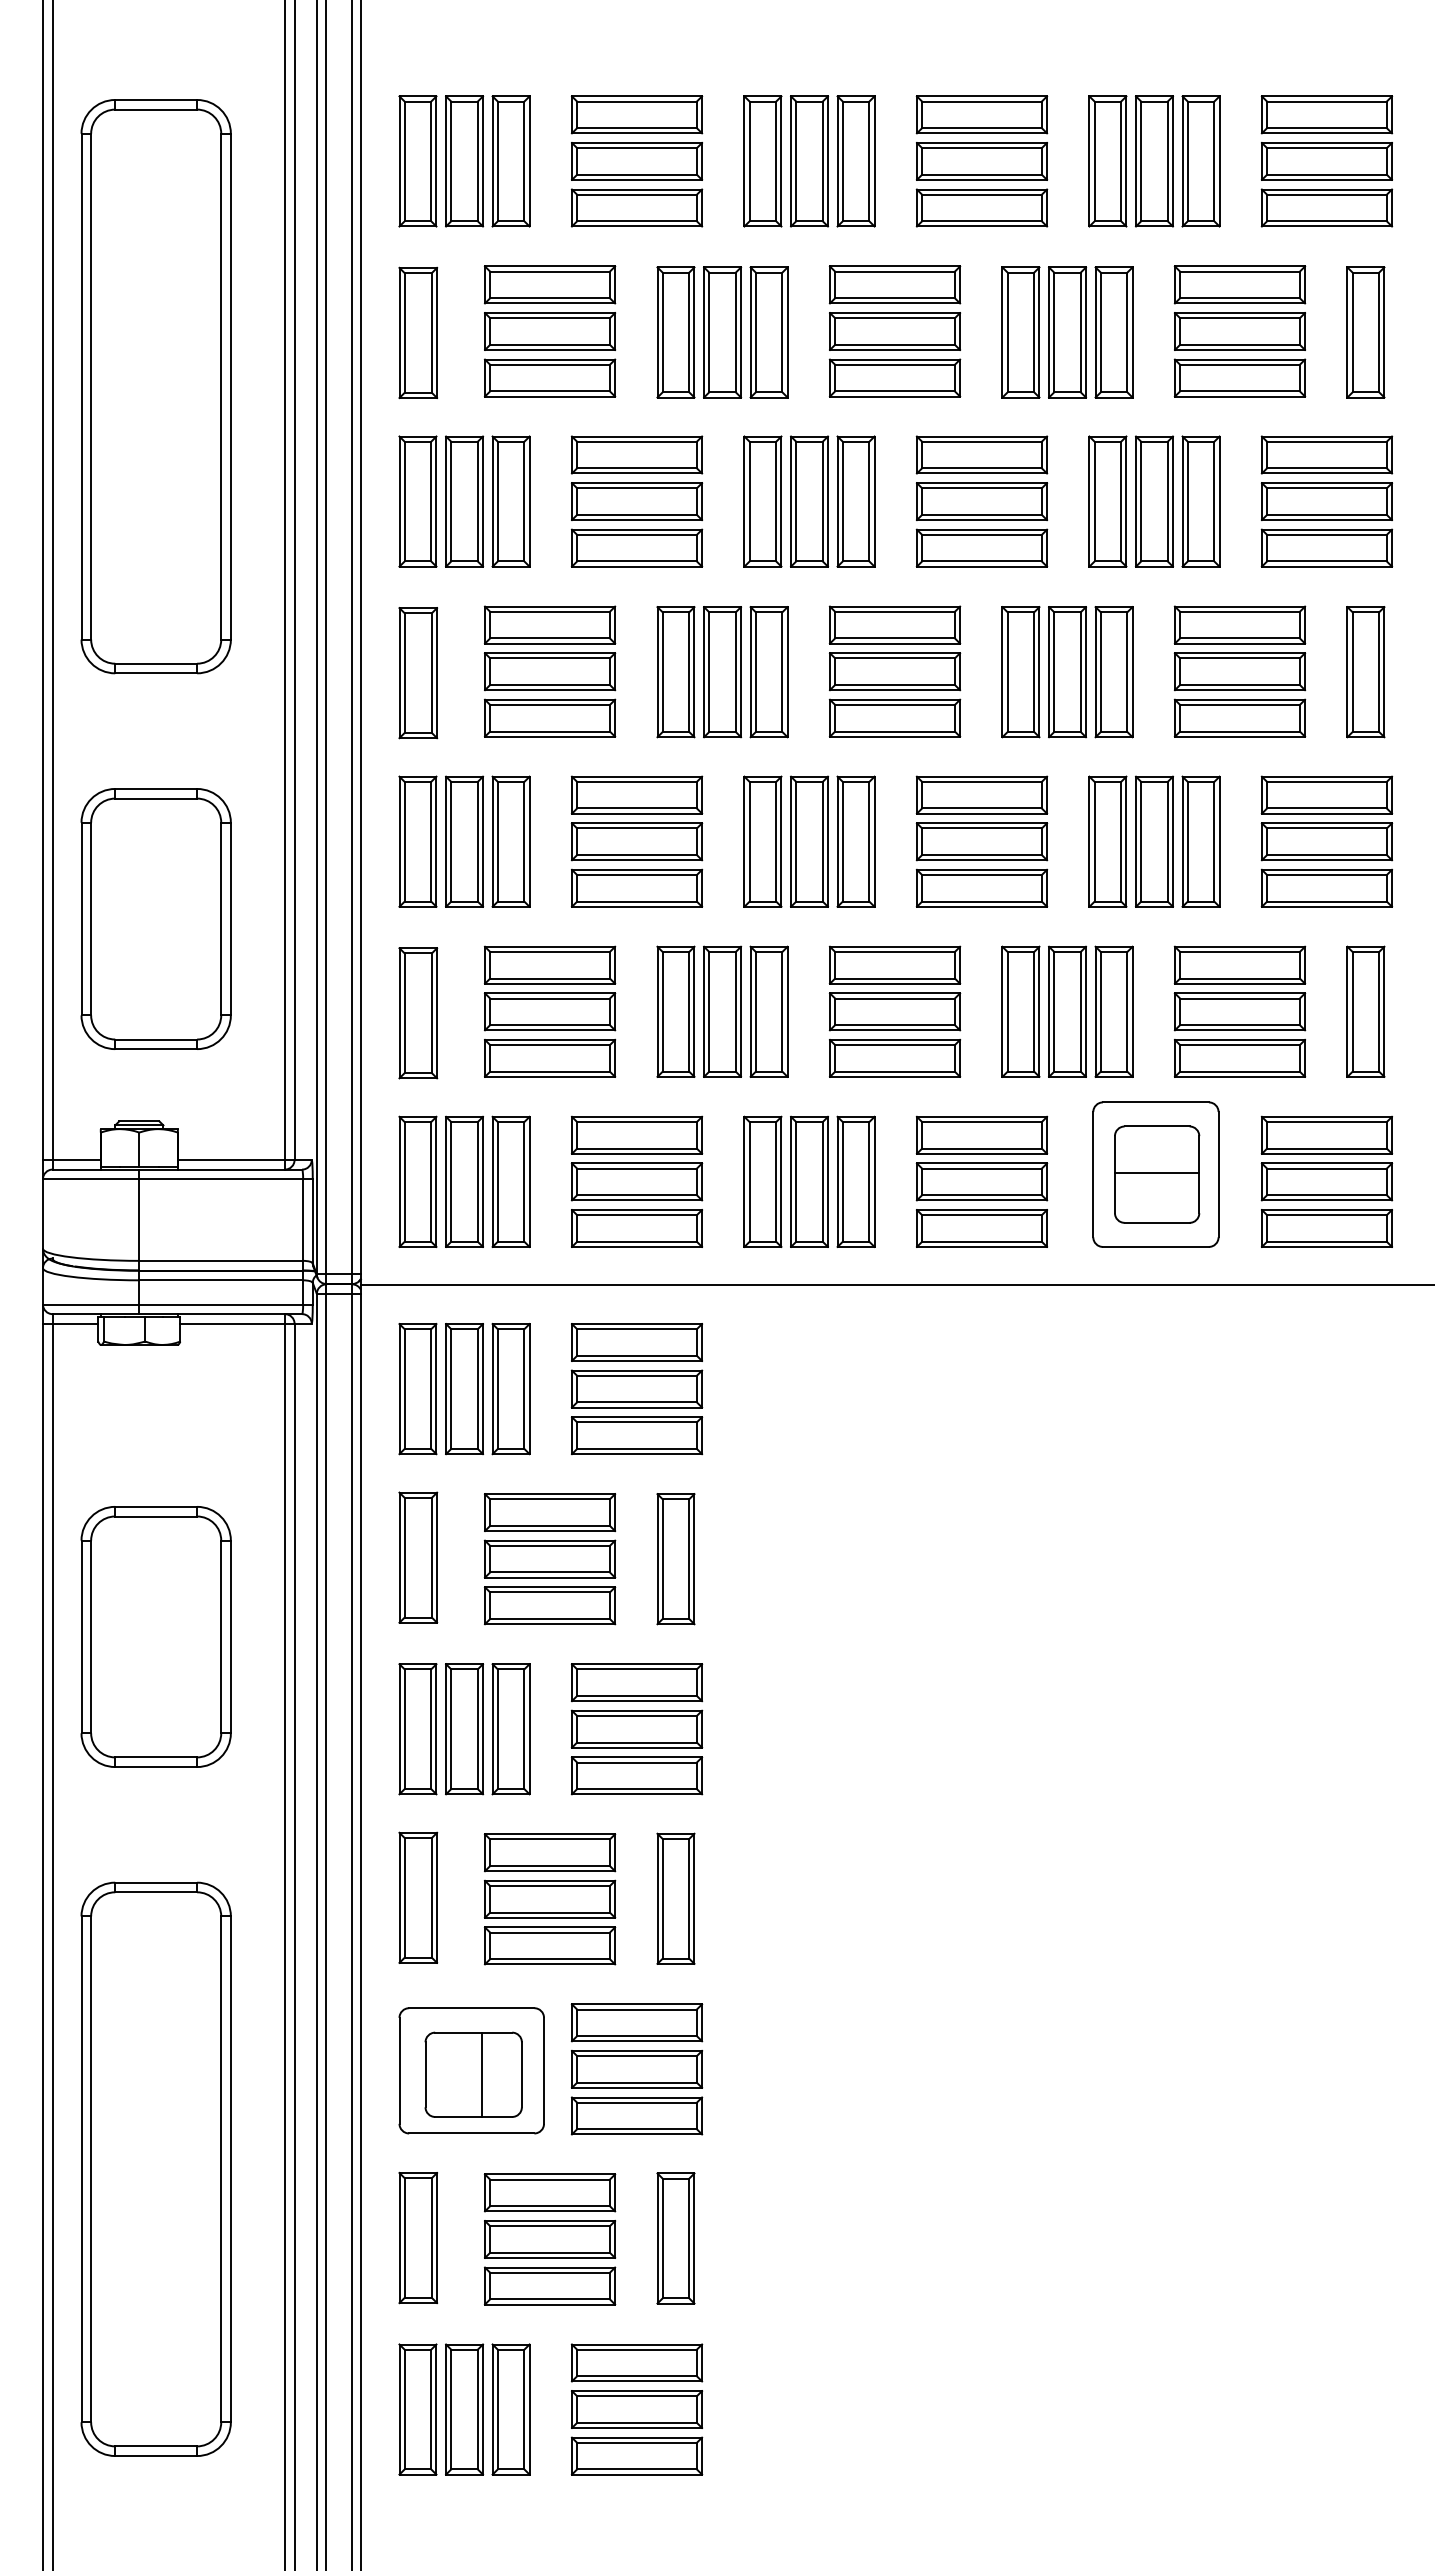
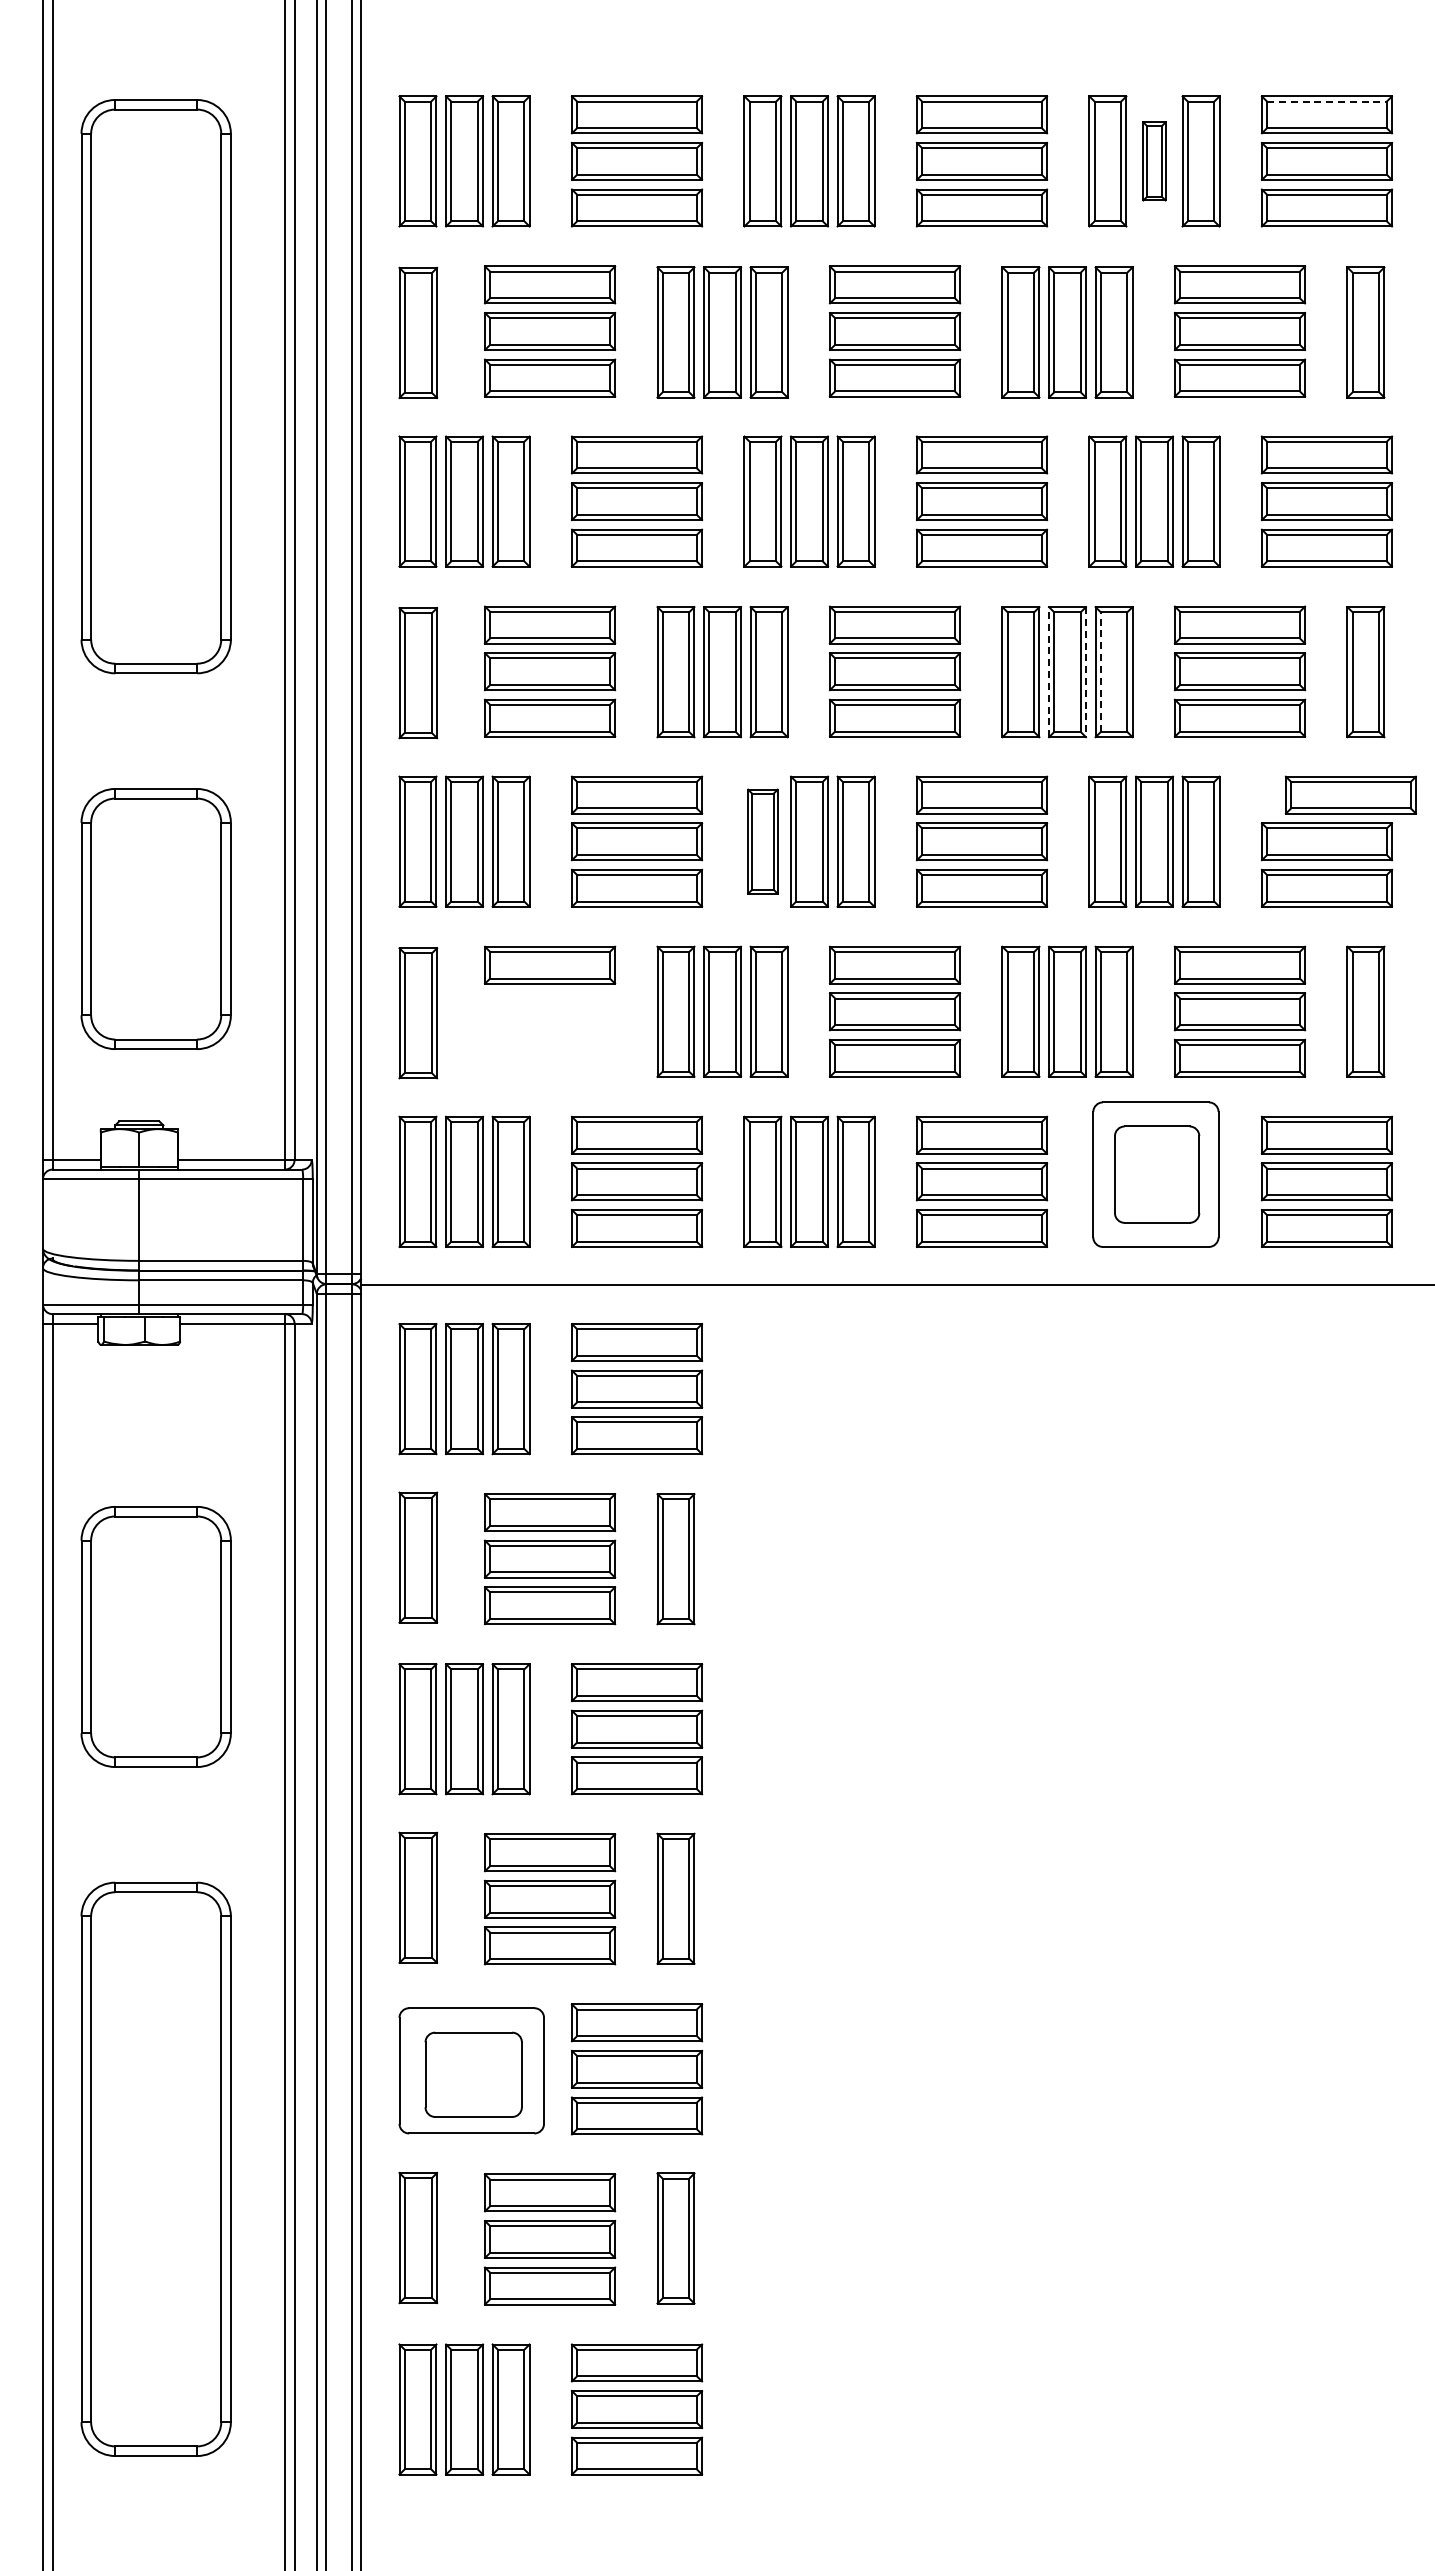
line: solid -> dashed (1326, 101)
part size: 39x133 px -> 25x81 px (1154, 161)
line: solid -> dashed (1049, 671)
line: solid -> dashed (1085, 672)
line: solid -> dashed (1100, 672)
part position: (1326, 794) -> (1350, 794) (1350, 794)
part size: 40x133 px -> 32x107 px (762, 841)
part: present -> none (550, 1034)
line: present -> none (1156, 1173)
line: present -> none (481, 2074)
